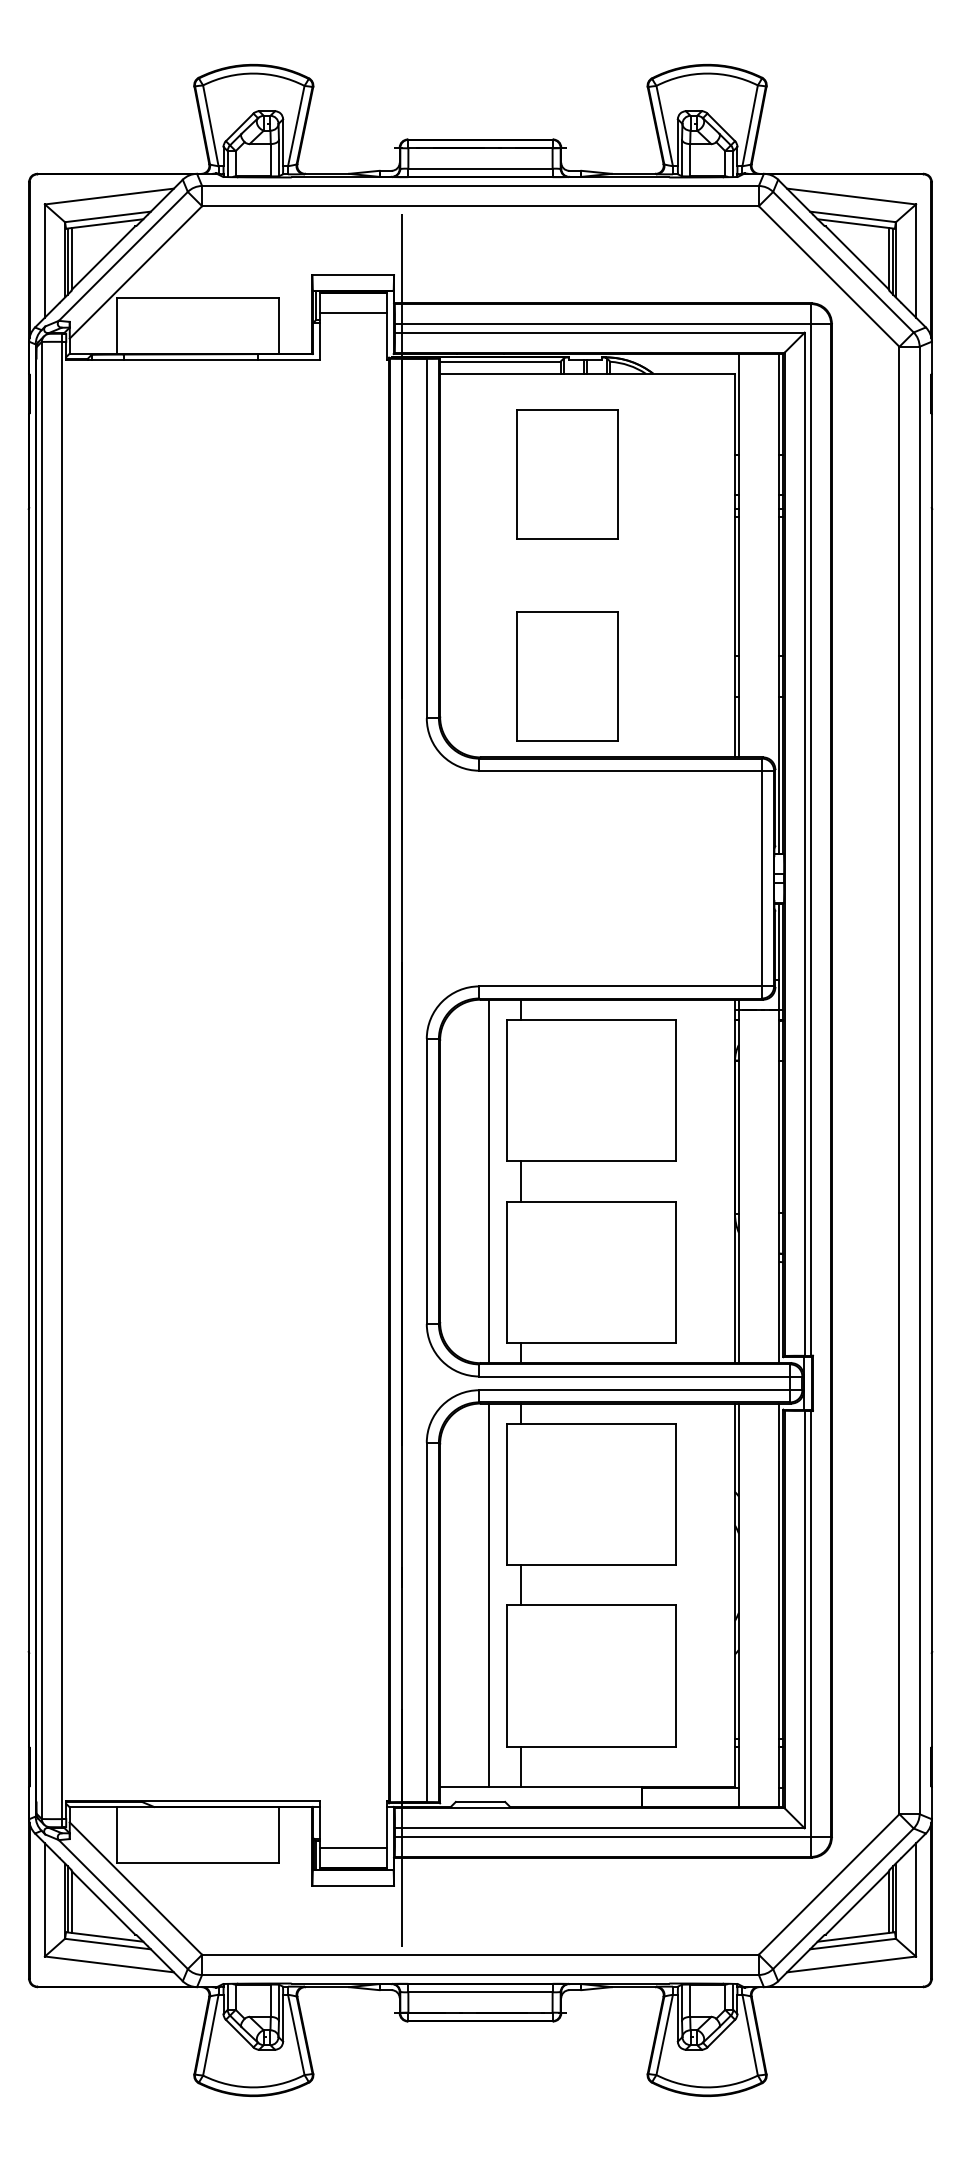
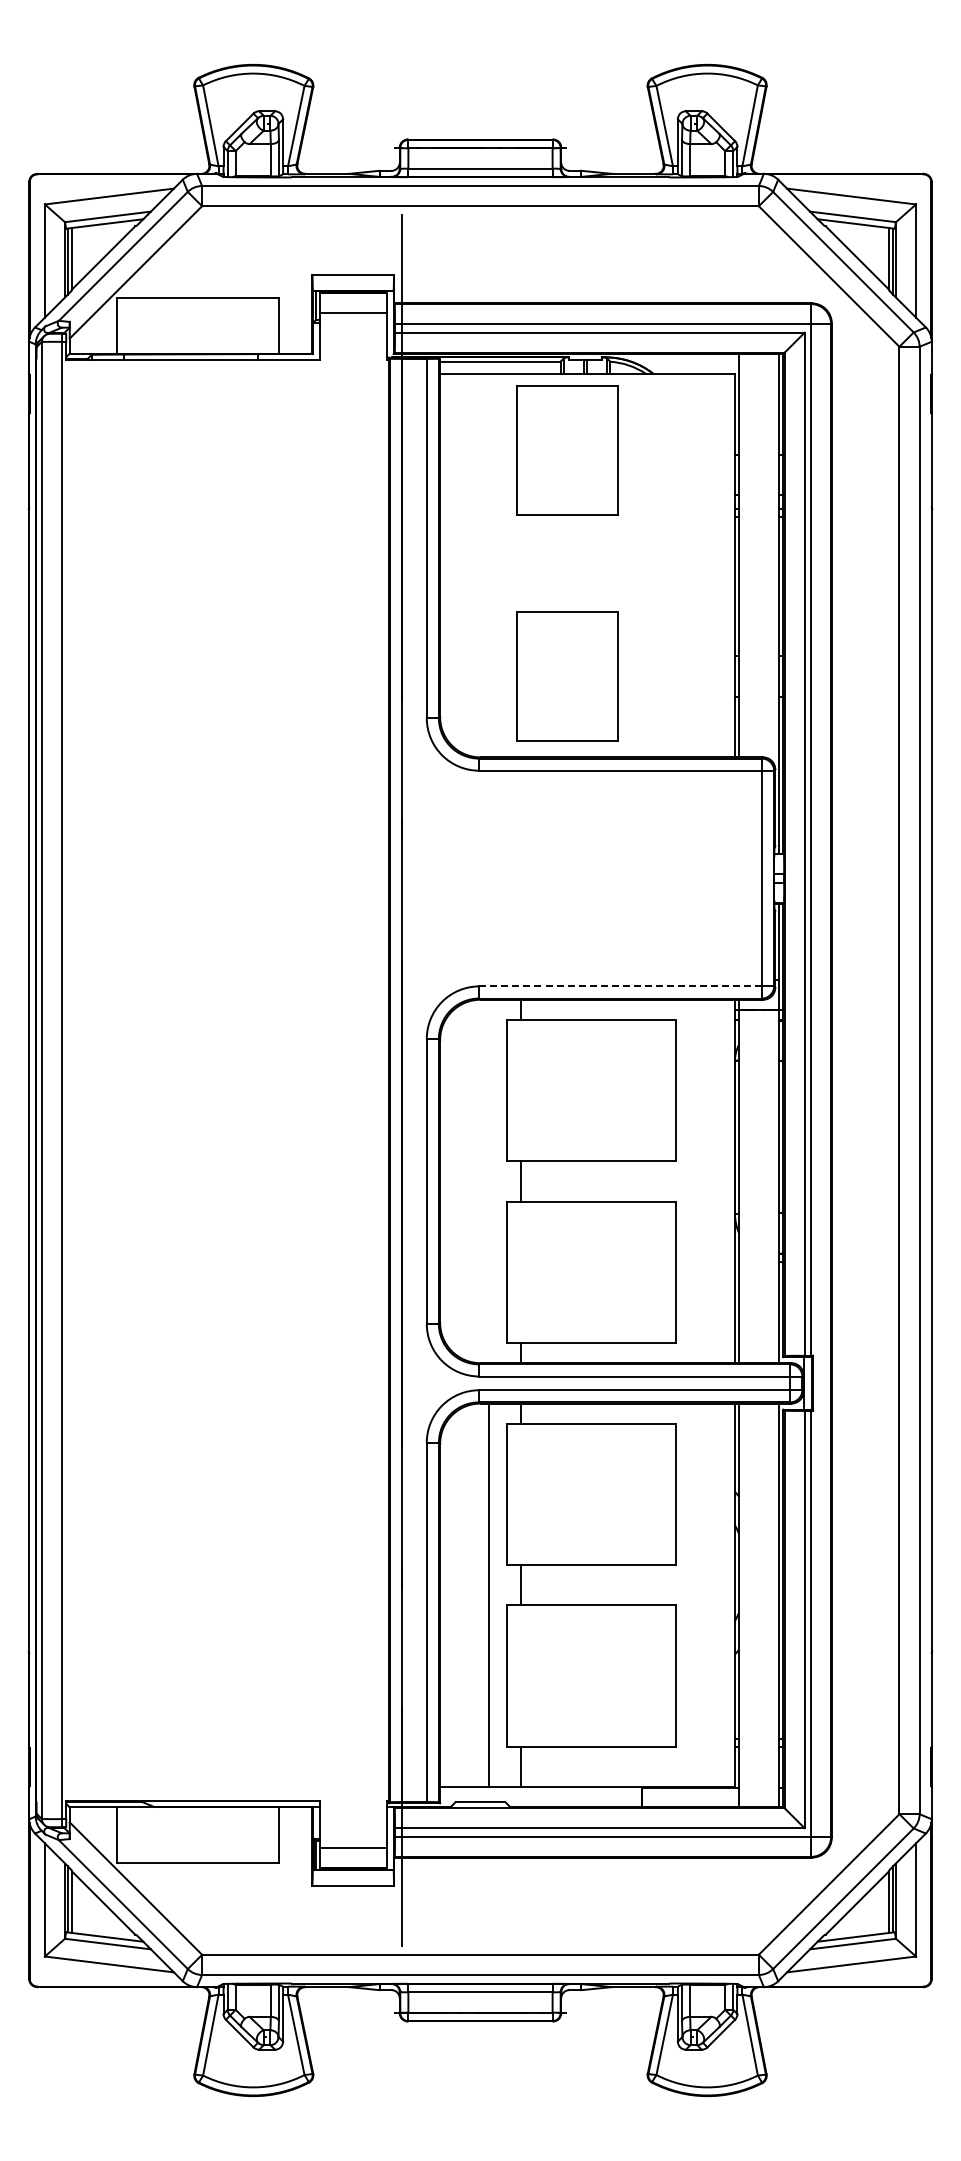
part position: (567, 474) -> (567, 450) (567, 450)
line: solid -> dashed (621, 986)
line: present -> none (488, 1181)
